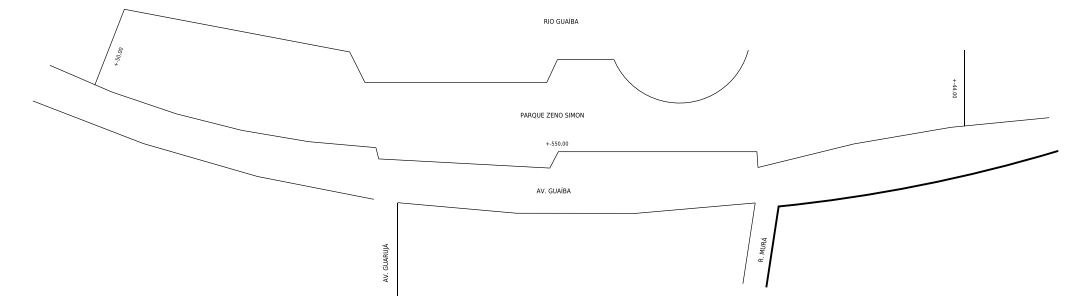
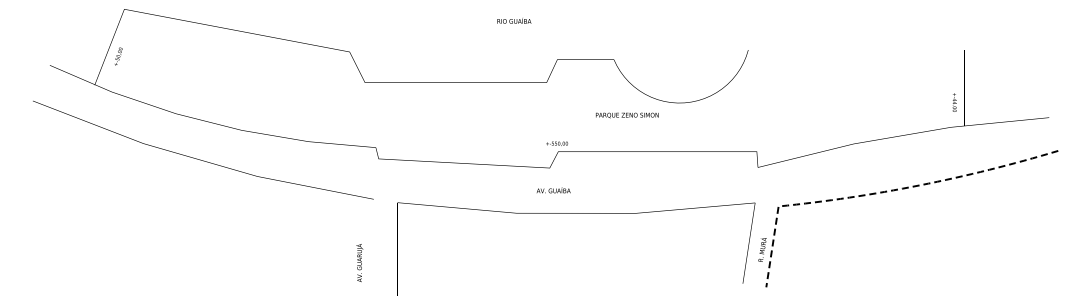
text position: (561, 20) -> (514, 20) (514, 20)
text position: (954, 88) -> (954, 102) (954, 102)
text position: (552, 115) -> (627, 115) (627, 115)
line: solid -> dashed (880, 192)
text position: (385, 263) -> (359, 263) (359, 263)
